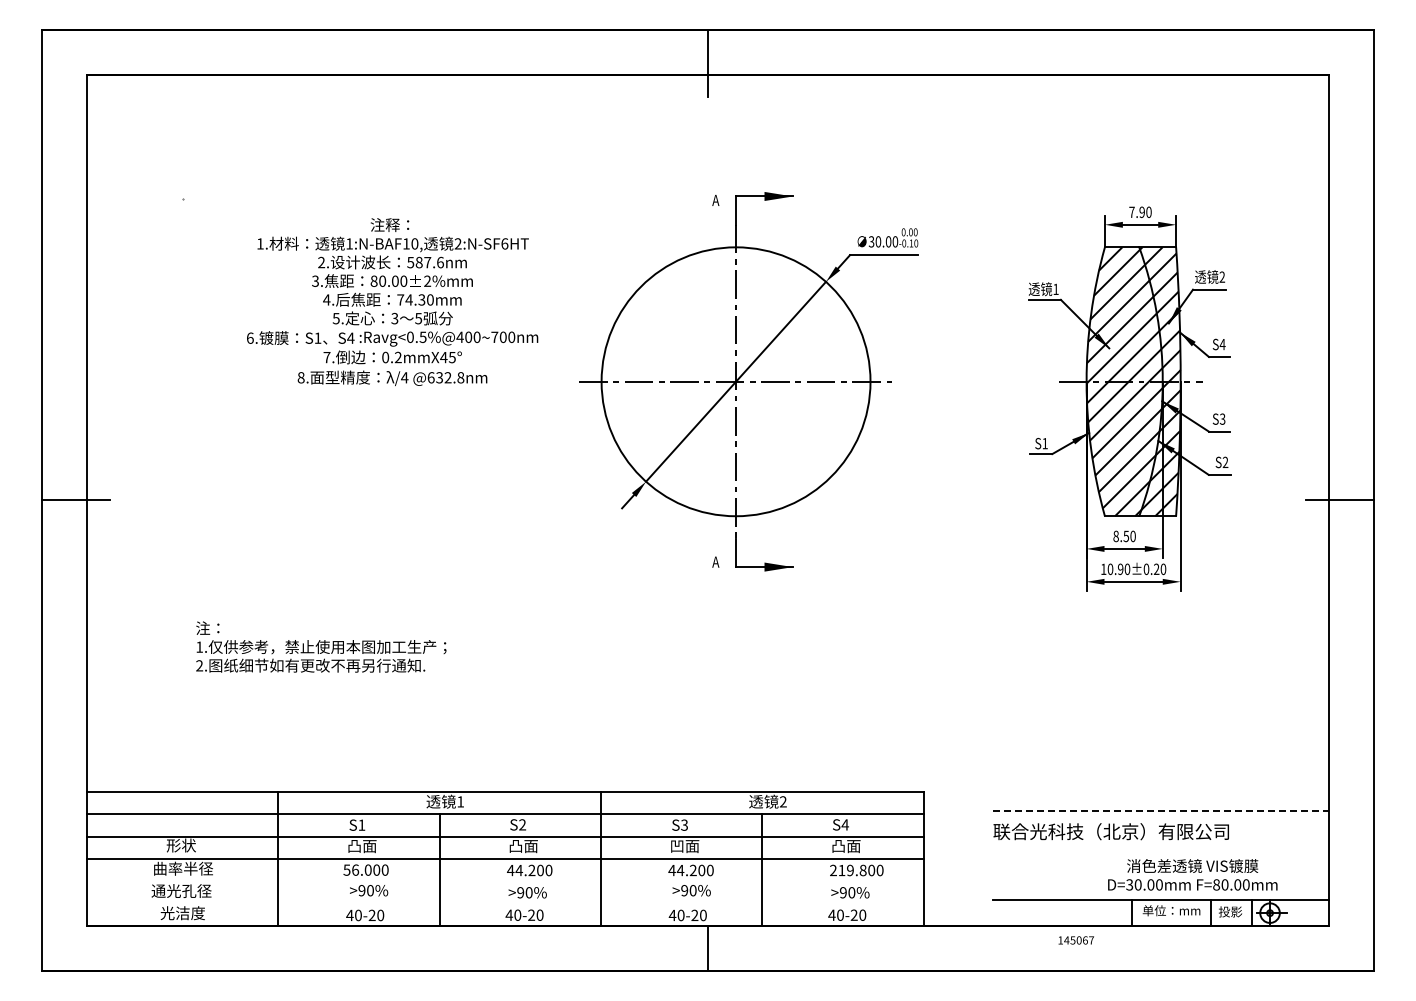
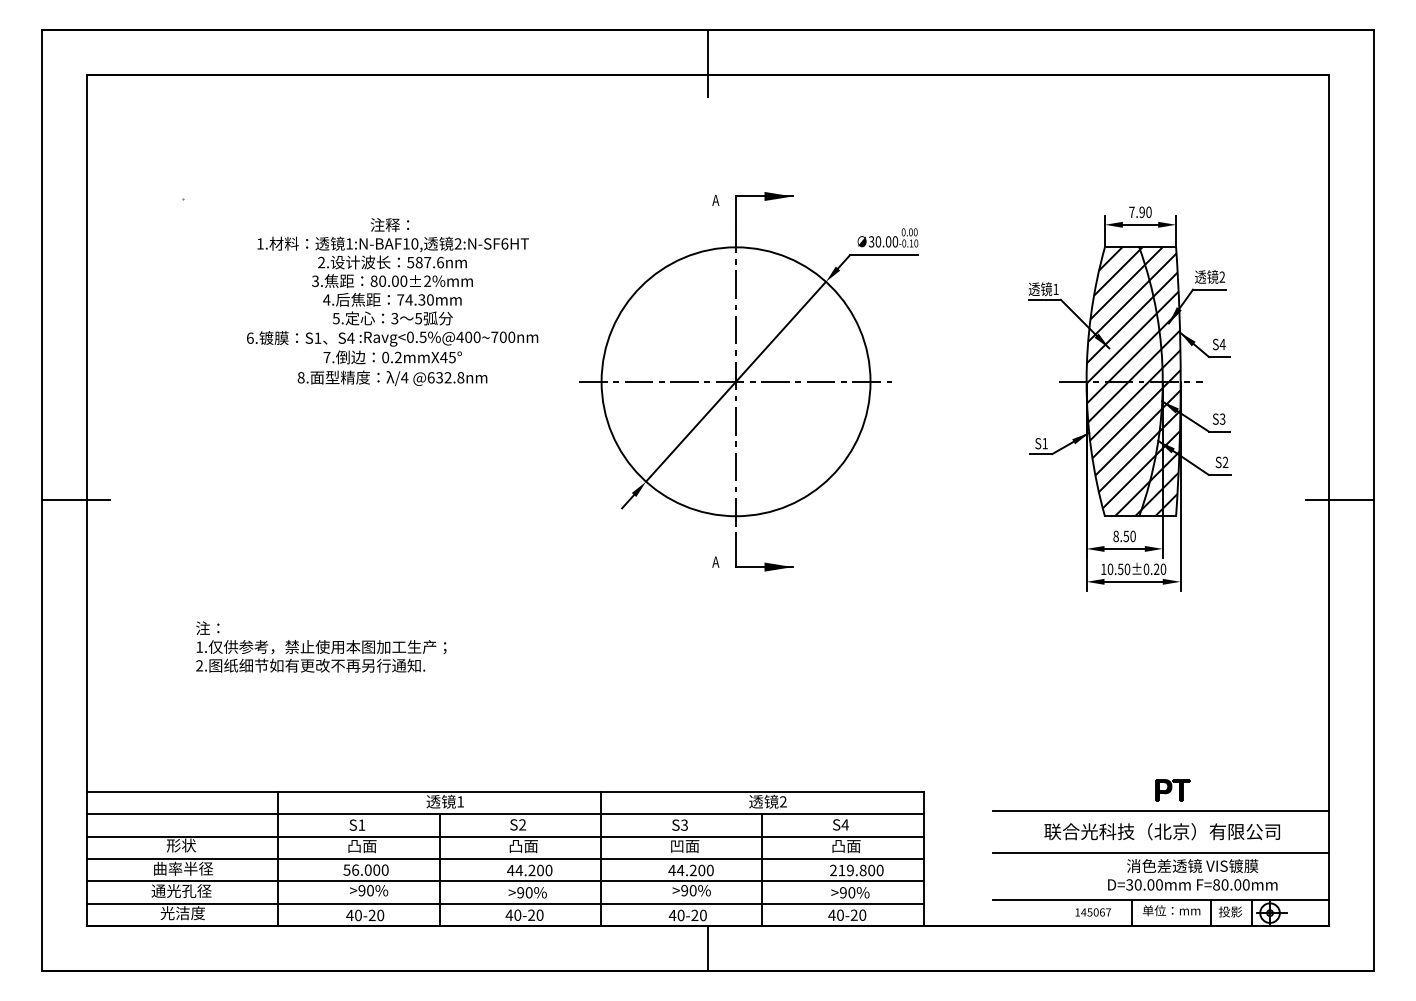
text: 10.90±0.20 -> 10.50±0.20 (1120, 568)
part: none -> present (1172, 790)
line: dashed -> solid (1161, 811)
text position: (1110, 831) -> (1161, 831) (1161, 831)
line: none -> present (1160, 853)
line: none -> present (505, 881)
line: none -> present (505, 903)
text position: (1075, 940) -> (1092, 912) (1092, 912)
